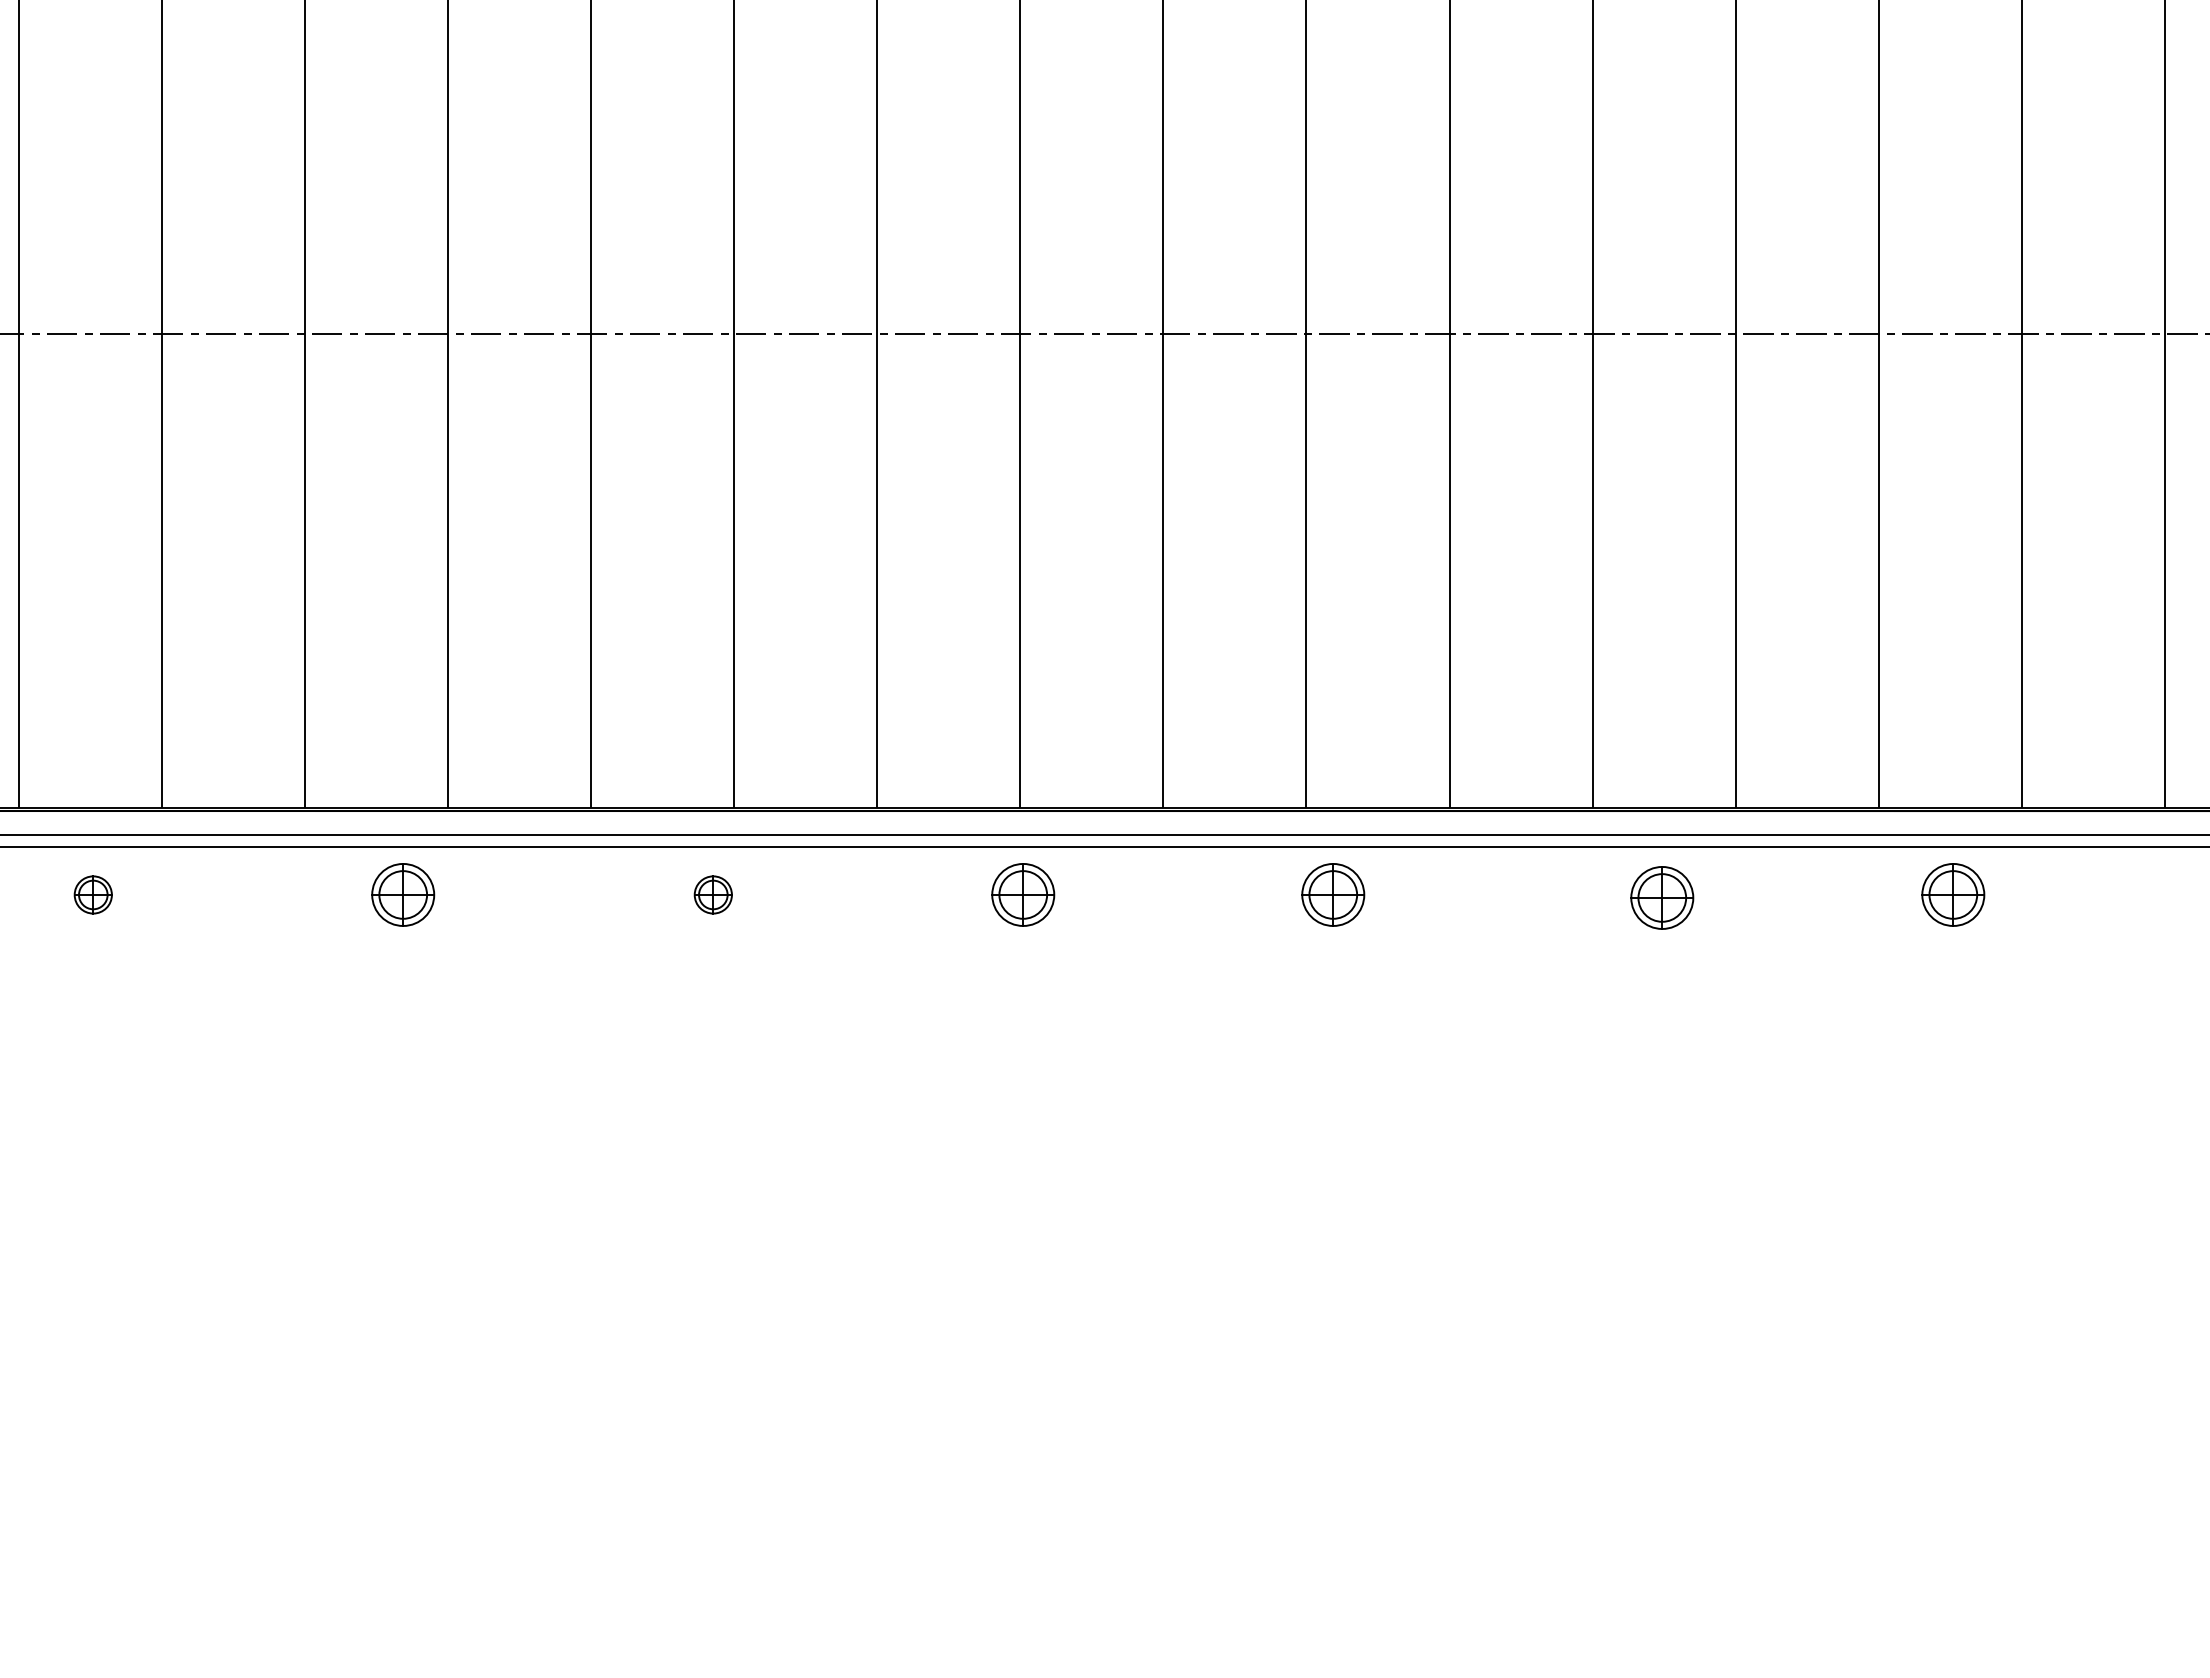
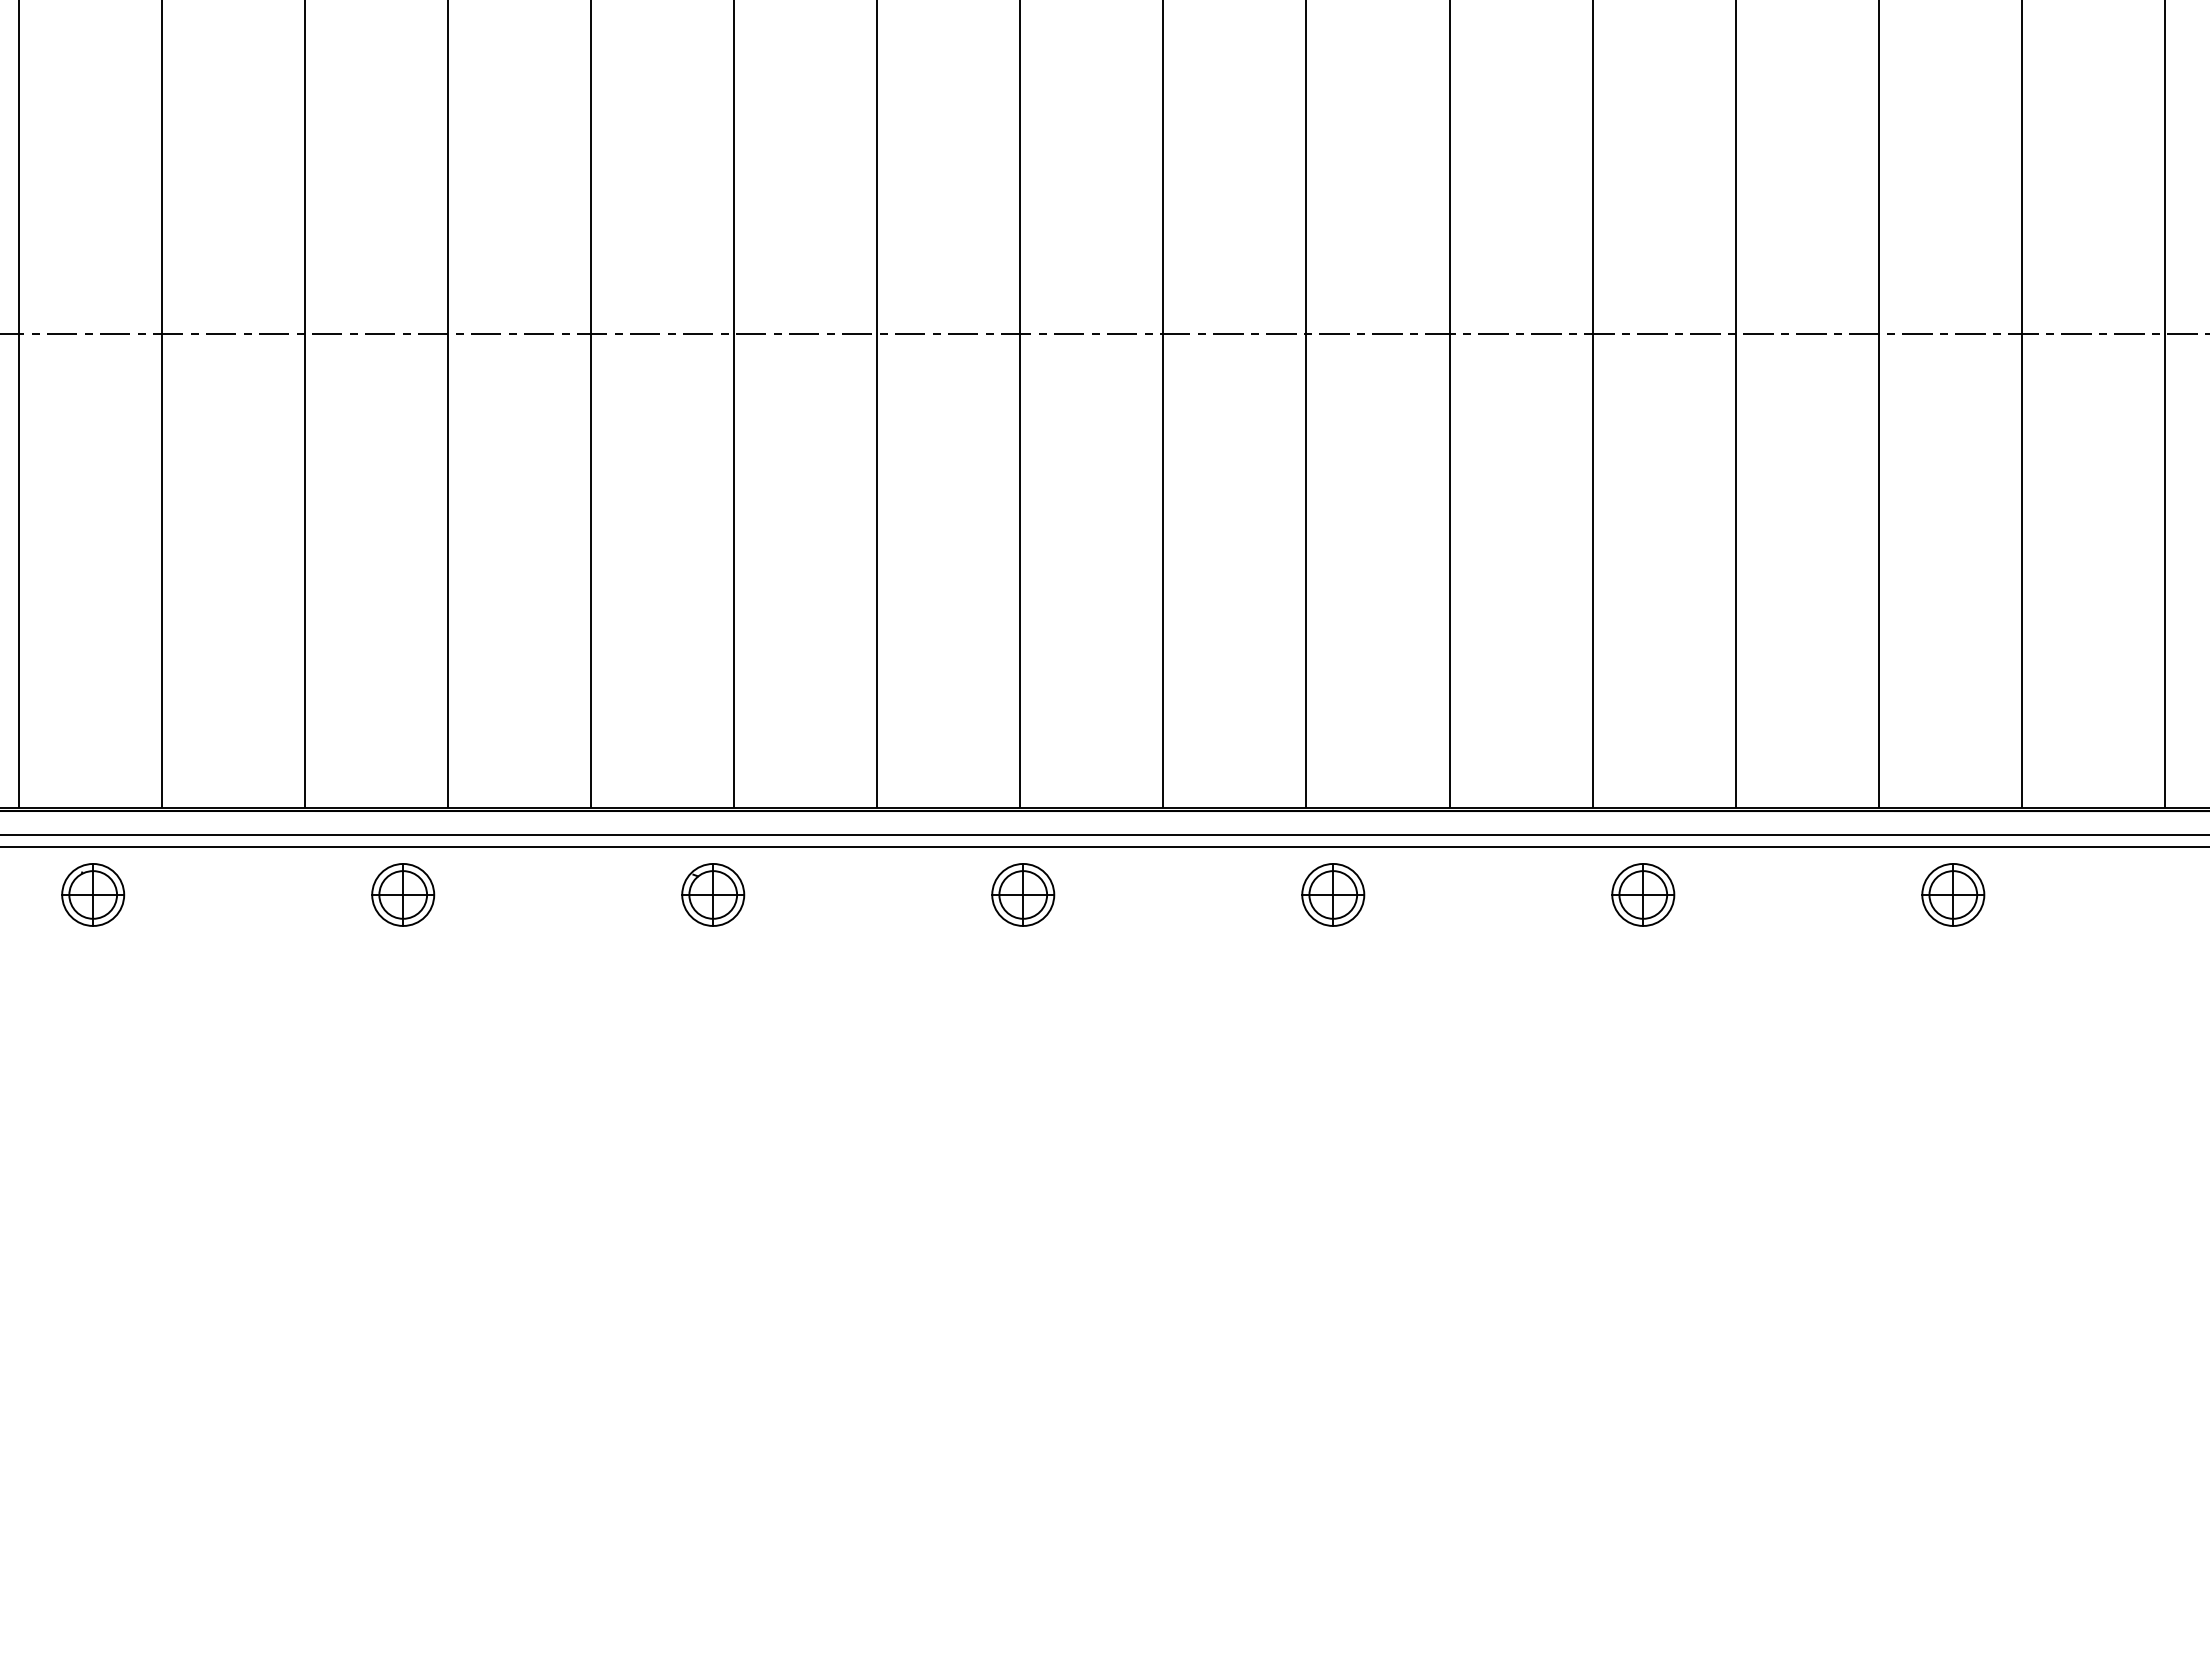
part size: 40x40 px -> 65x64 px (93, 894)
part size: 40x40 px -> 65x64 px (713, 894)
part position: (1662, 897) -> (1643, 894) (1643, 894)
